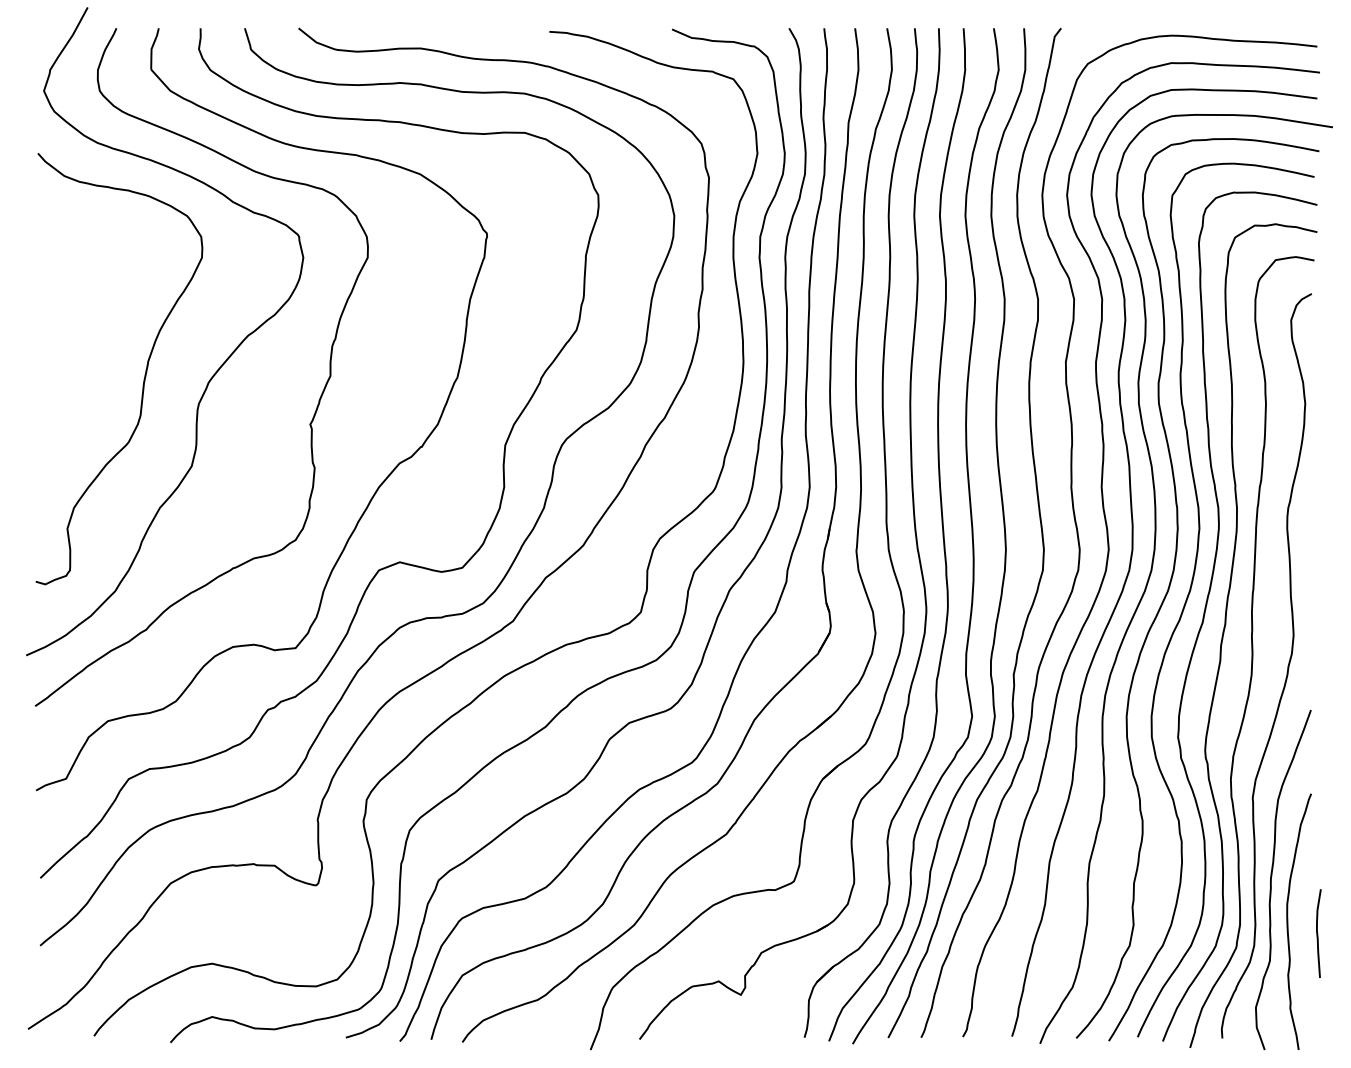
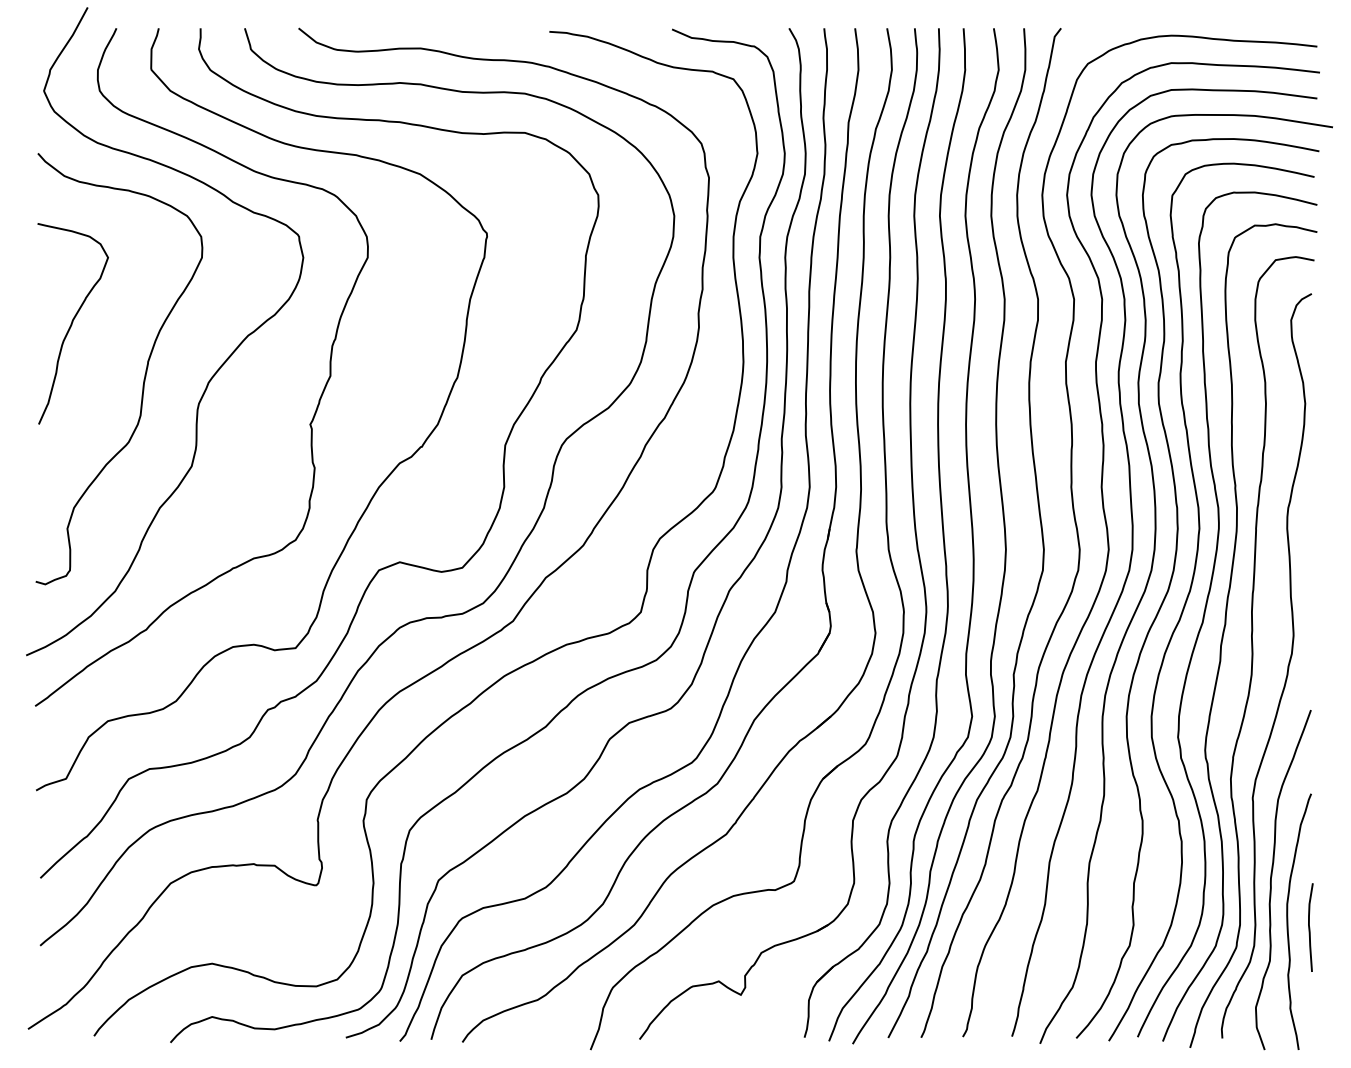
curve: none -> present (72, 323)
curve position: (1318, 933) -> (1310, 927) (1310, 927)
